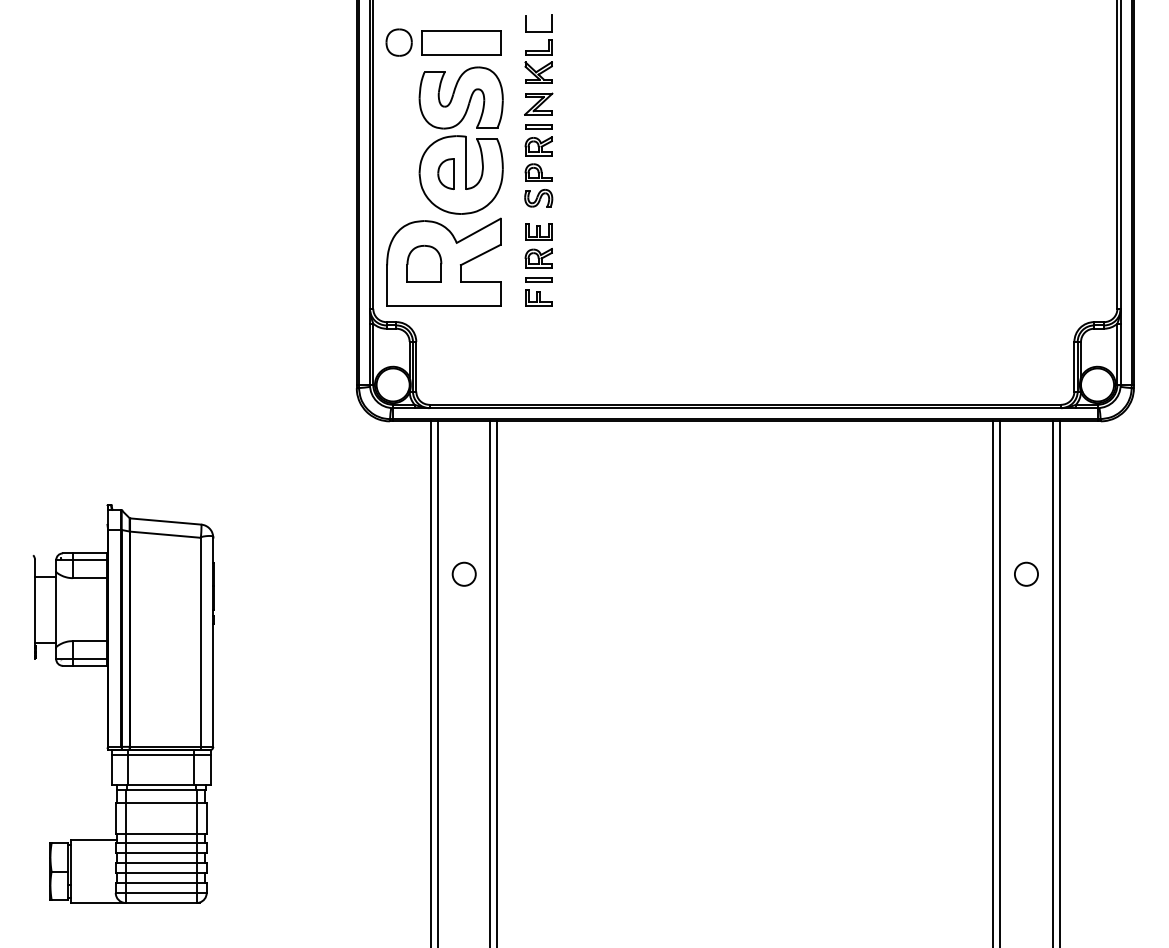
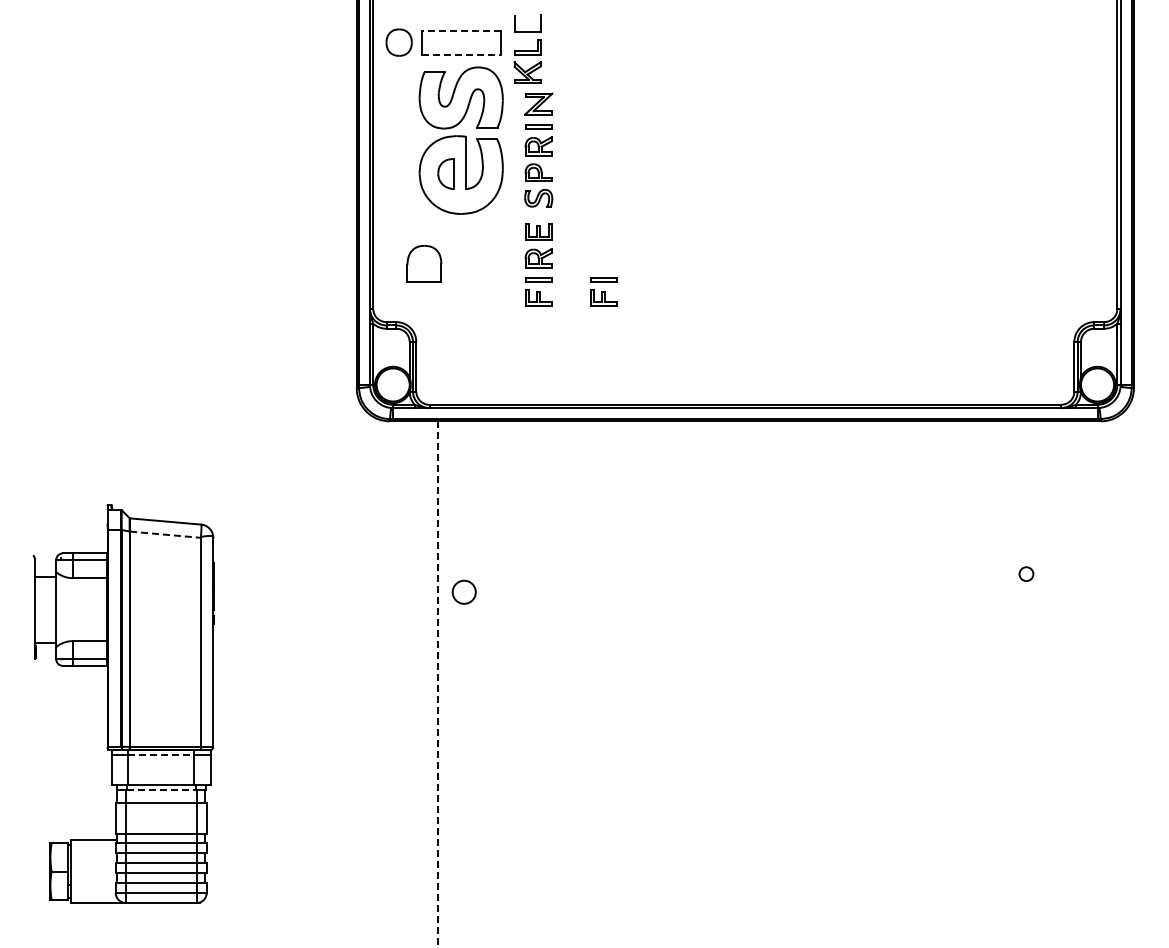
line: solid -> dashed (460, 30)
part position: (538, 48) -> (527, 48) (527, 48)
line: solid -> dashed (461, 54)
part: present -> none (443, 261)
part: none -> present (603, 291)
line: solid -> dashed (165, 534)
circle position: (463, 573) -> (463, 591) (463, 591)
circle size: 25x26 px -> 17x16 px (1026, 573)
line: present -> none (431, 682)
line: present -> none (490, 682)
line: present -> none (497, 682)
line: present -> none (993, 682)
line: present -> none (1000, 682)
line: present -> none (1052, 682)
line: present -> none (1059, 682)
line: solid -> dashed (438, 684)
line: solid -> dashed (161, 755)
line: solid -> dashed (161, 789)
